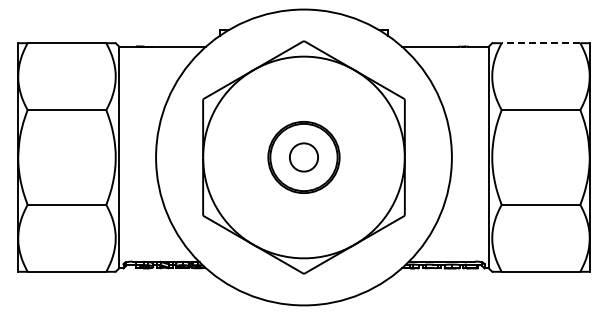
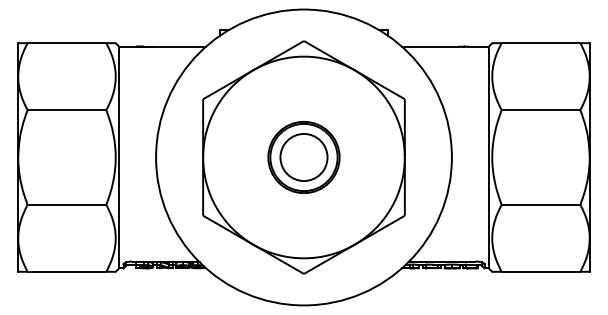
line: dashed -> solid (540, 43)
circle diameter: 28 px -> 47 px (303, 157)
